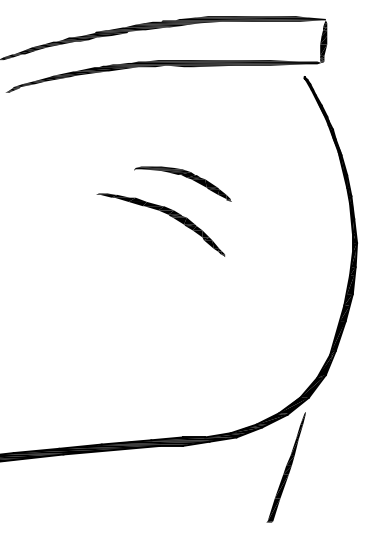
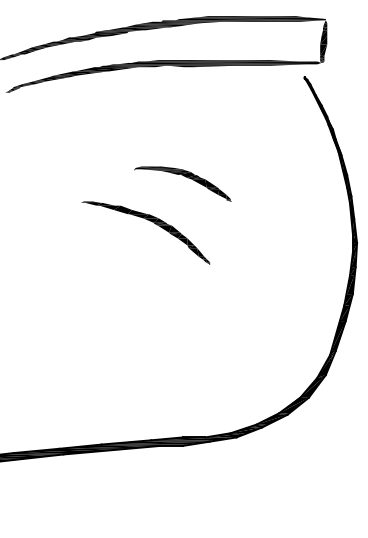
part position: (165, 213) -> (150, 221) (150, 221)
part: present -> none (285, 467)
